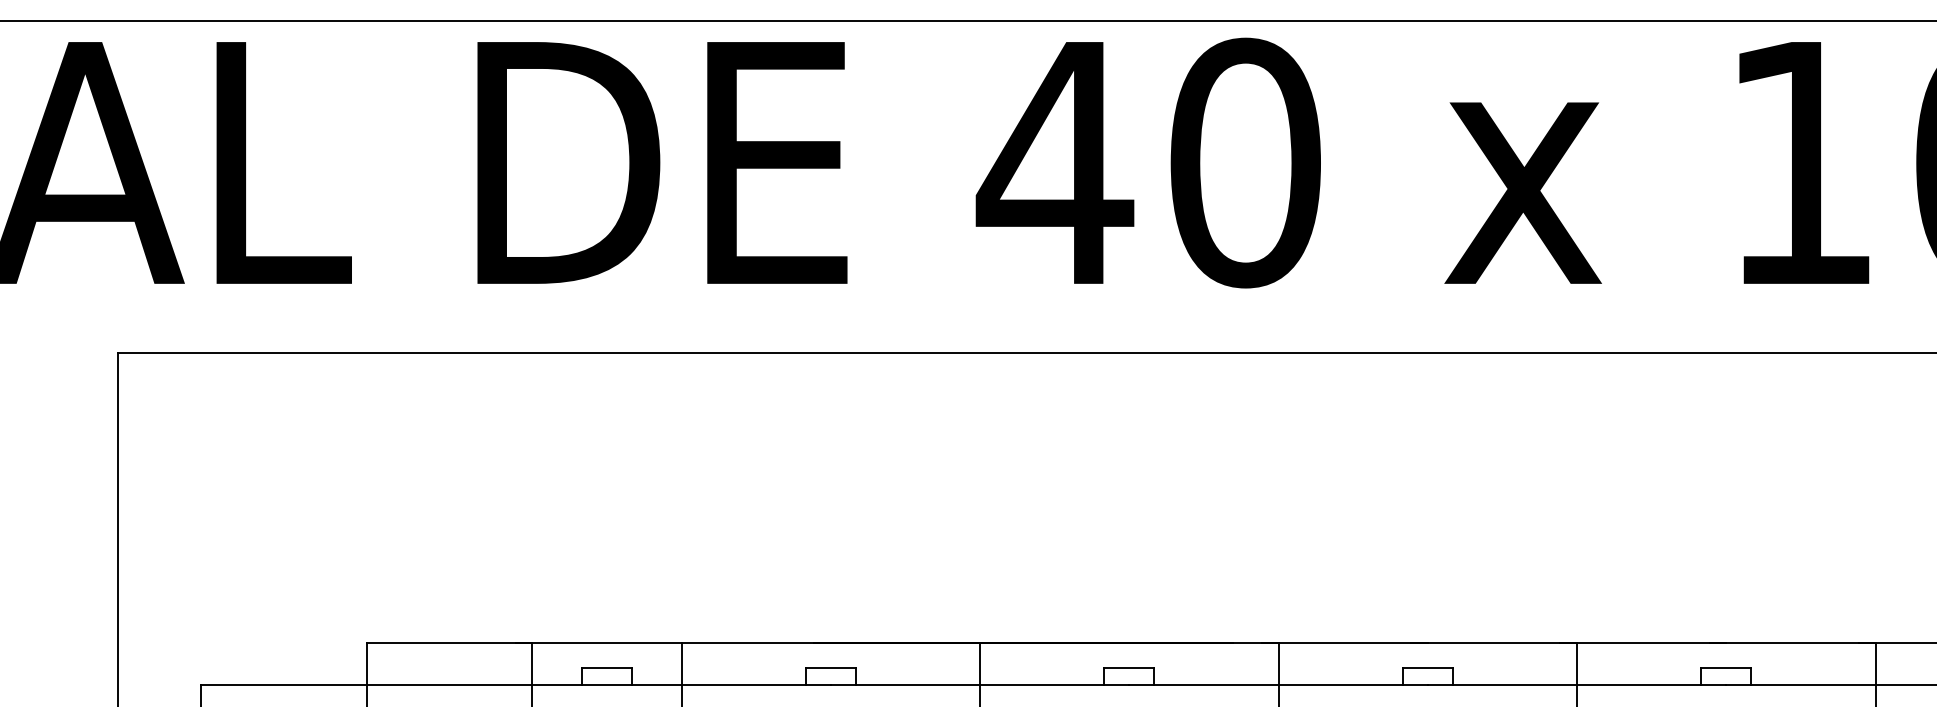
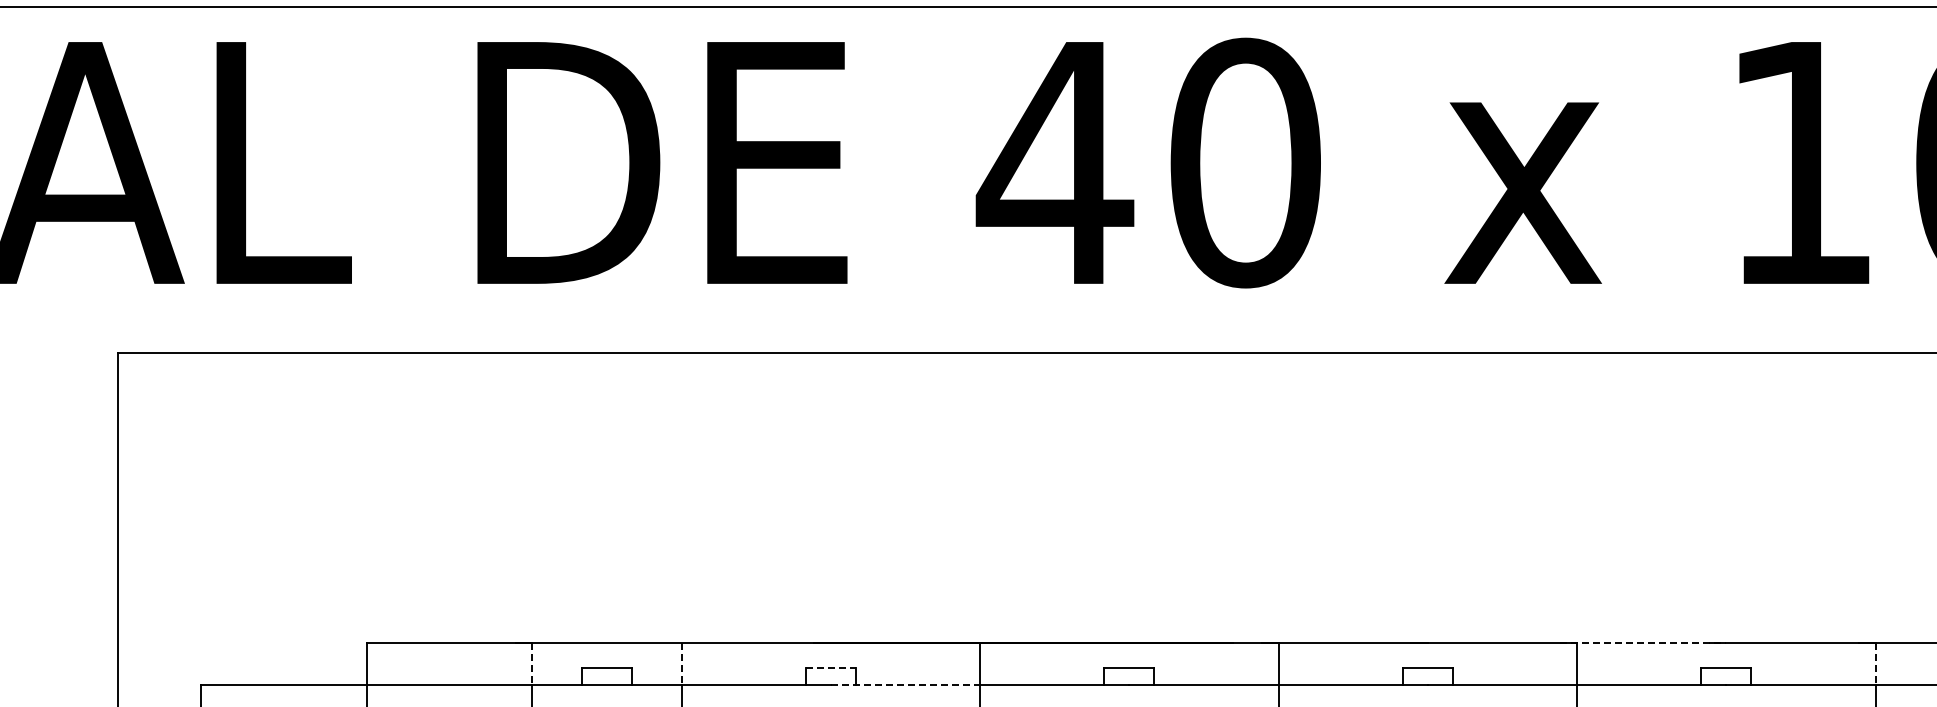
line position: (967, 21) -> (967, 7) (967, 7)
line: solid -> dashed (1643, 643)
line: solid -> dashed (532, 664)
line: solid -> dashed (681, 664)
line: solid -> dashed (1875, 664)
line: solid -> dashed (830, 668)
line: solid -> dashed (905, 684)
